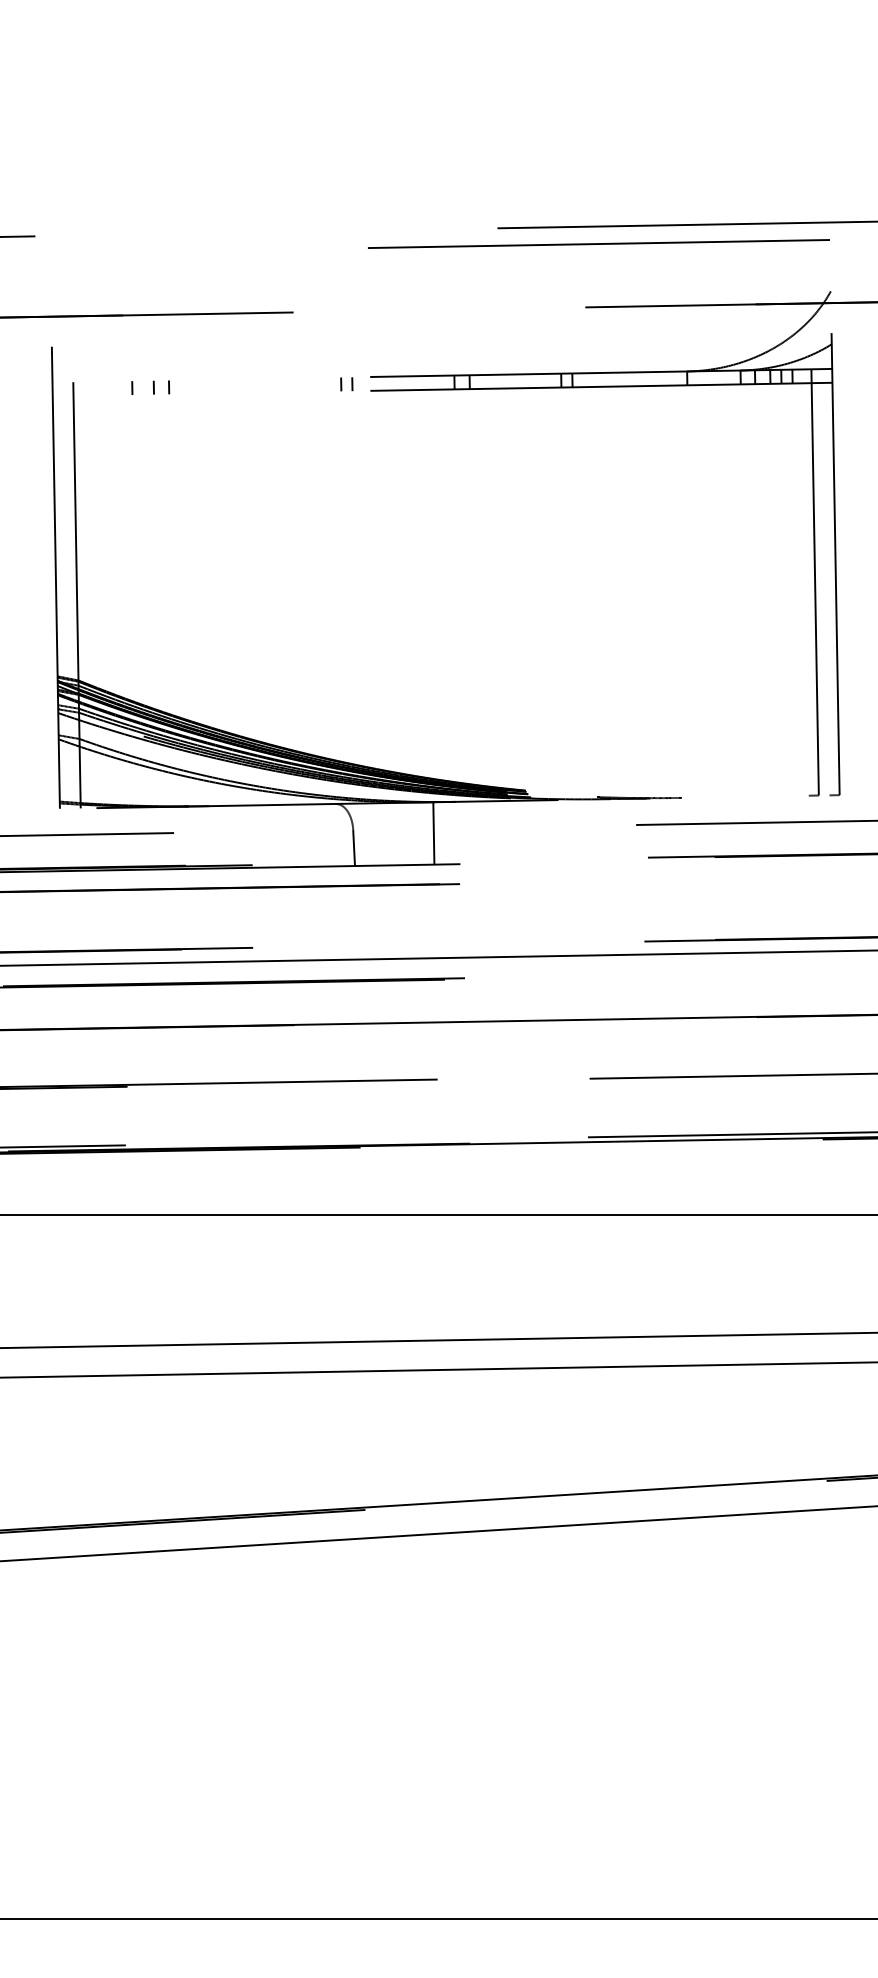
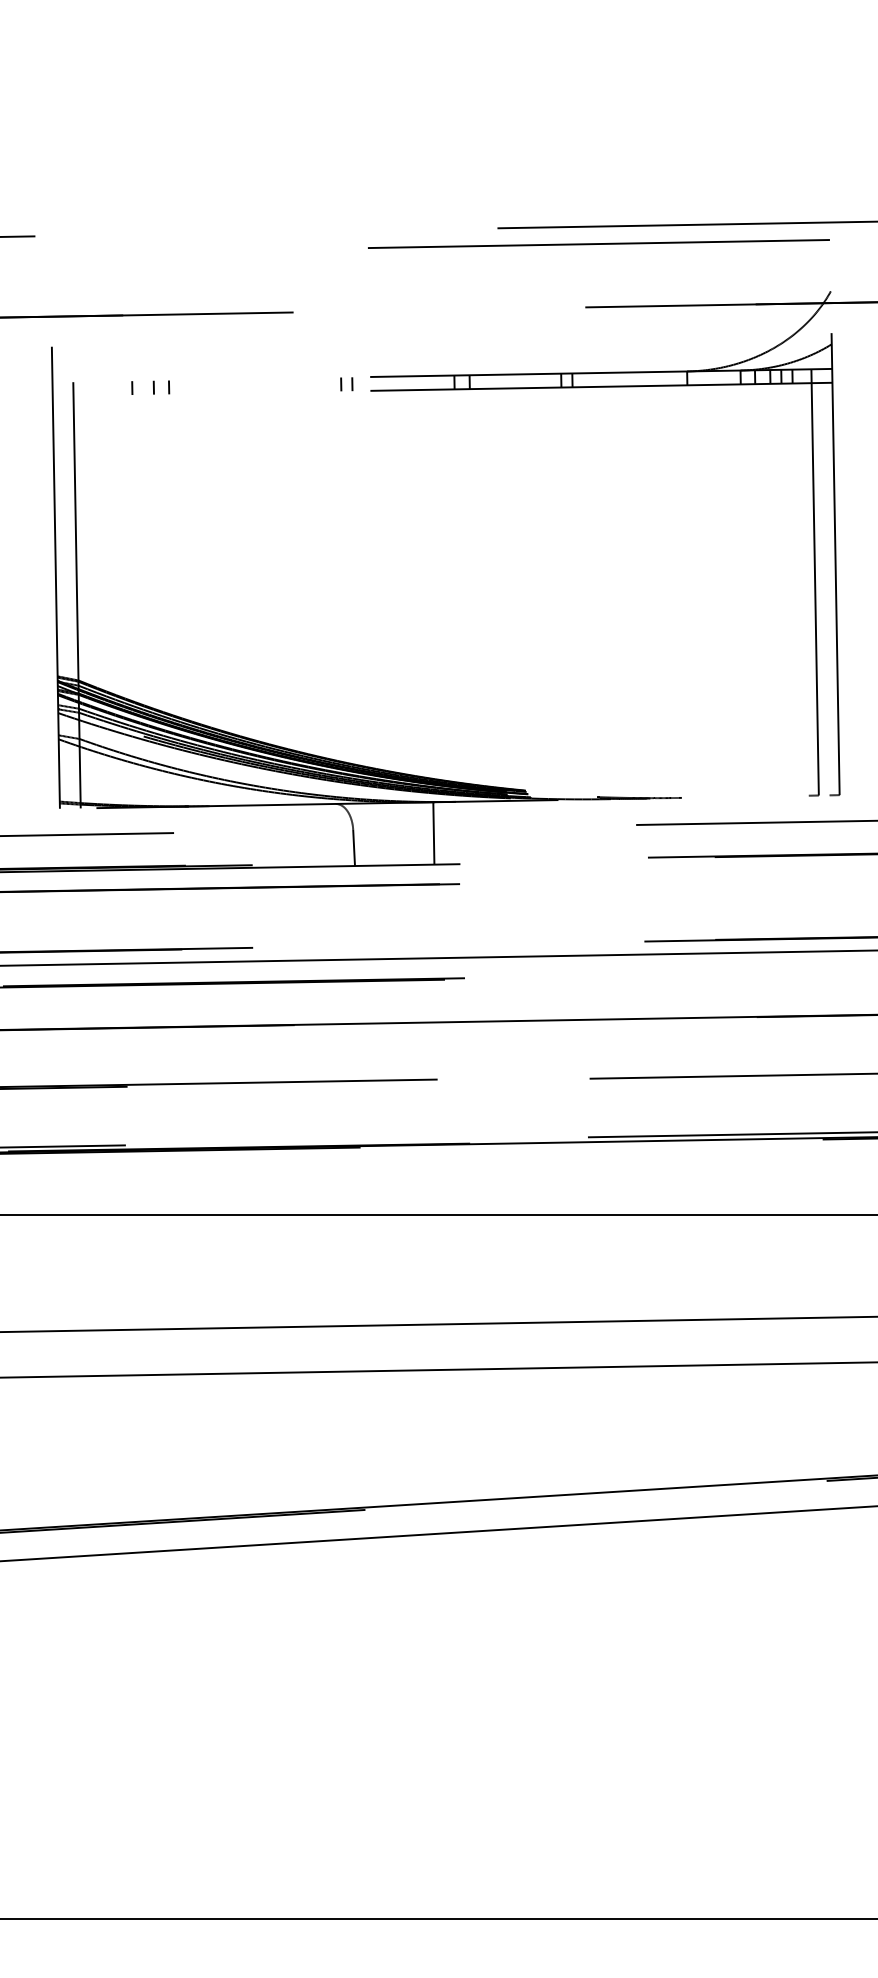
line position: (438, 1340) -> (438, 1324) (438, 1324)
